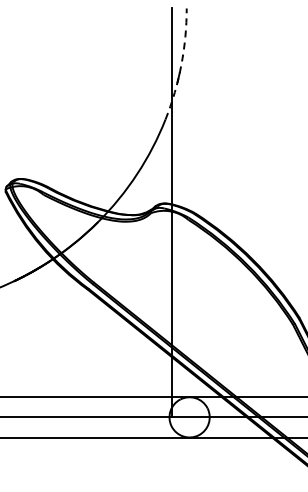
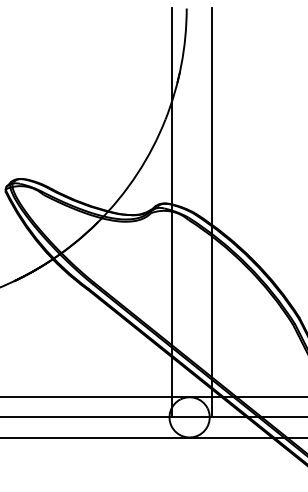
arc: dashed -> solid (181, 65)
line: none -> present (211, 212)
